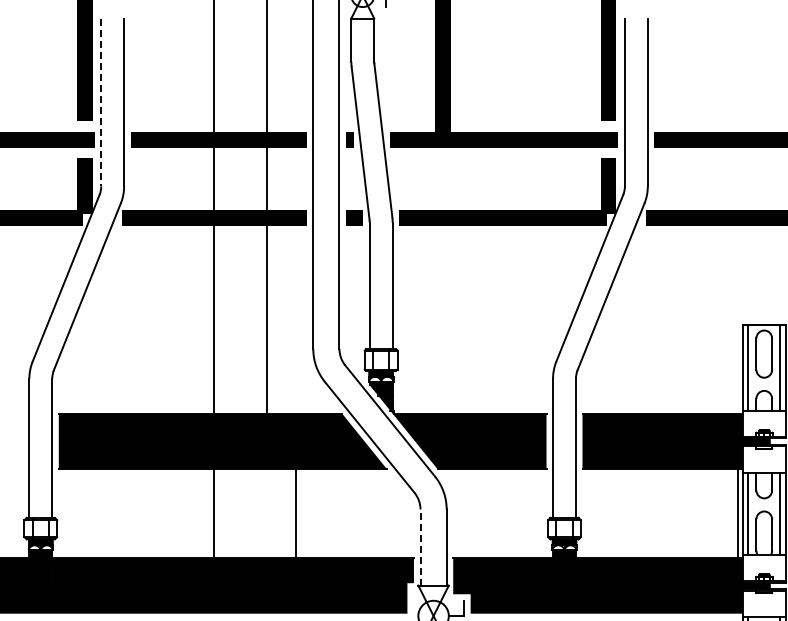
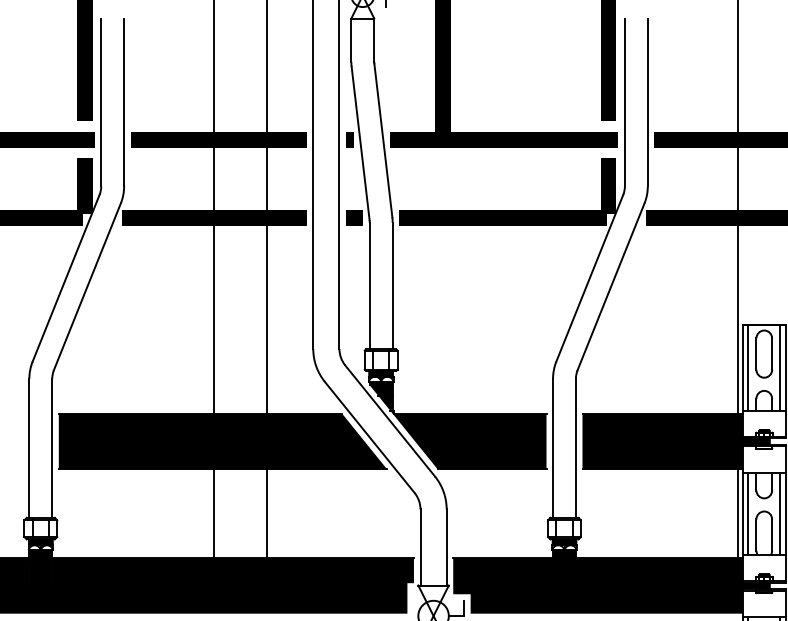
line: dashed -> solid (101, 102)
line: none -> present (738, 207)
line position: (295, 513) -> (266, 513) (266, 513)
line: dashed -> solid (420, 547)
